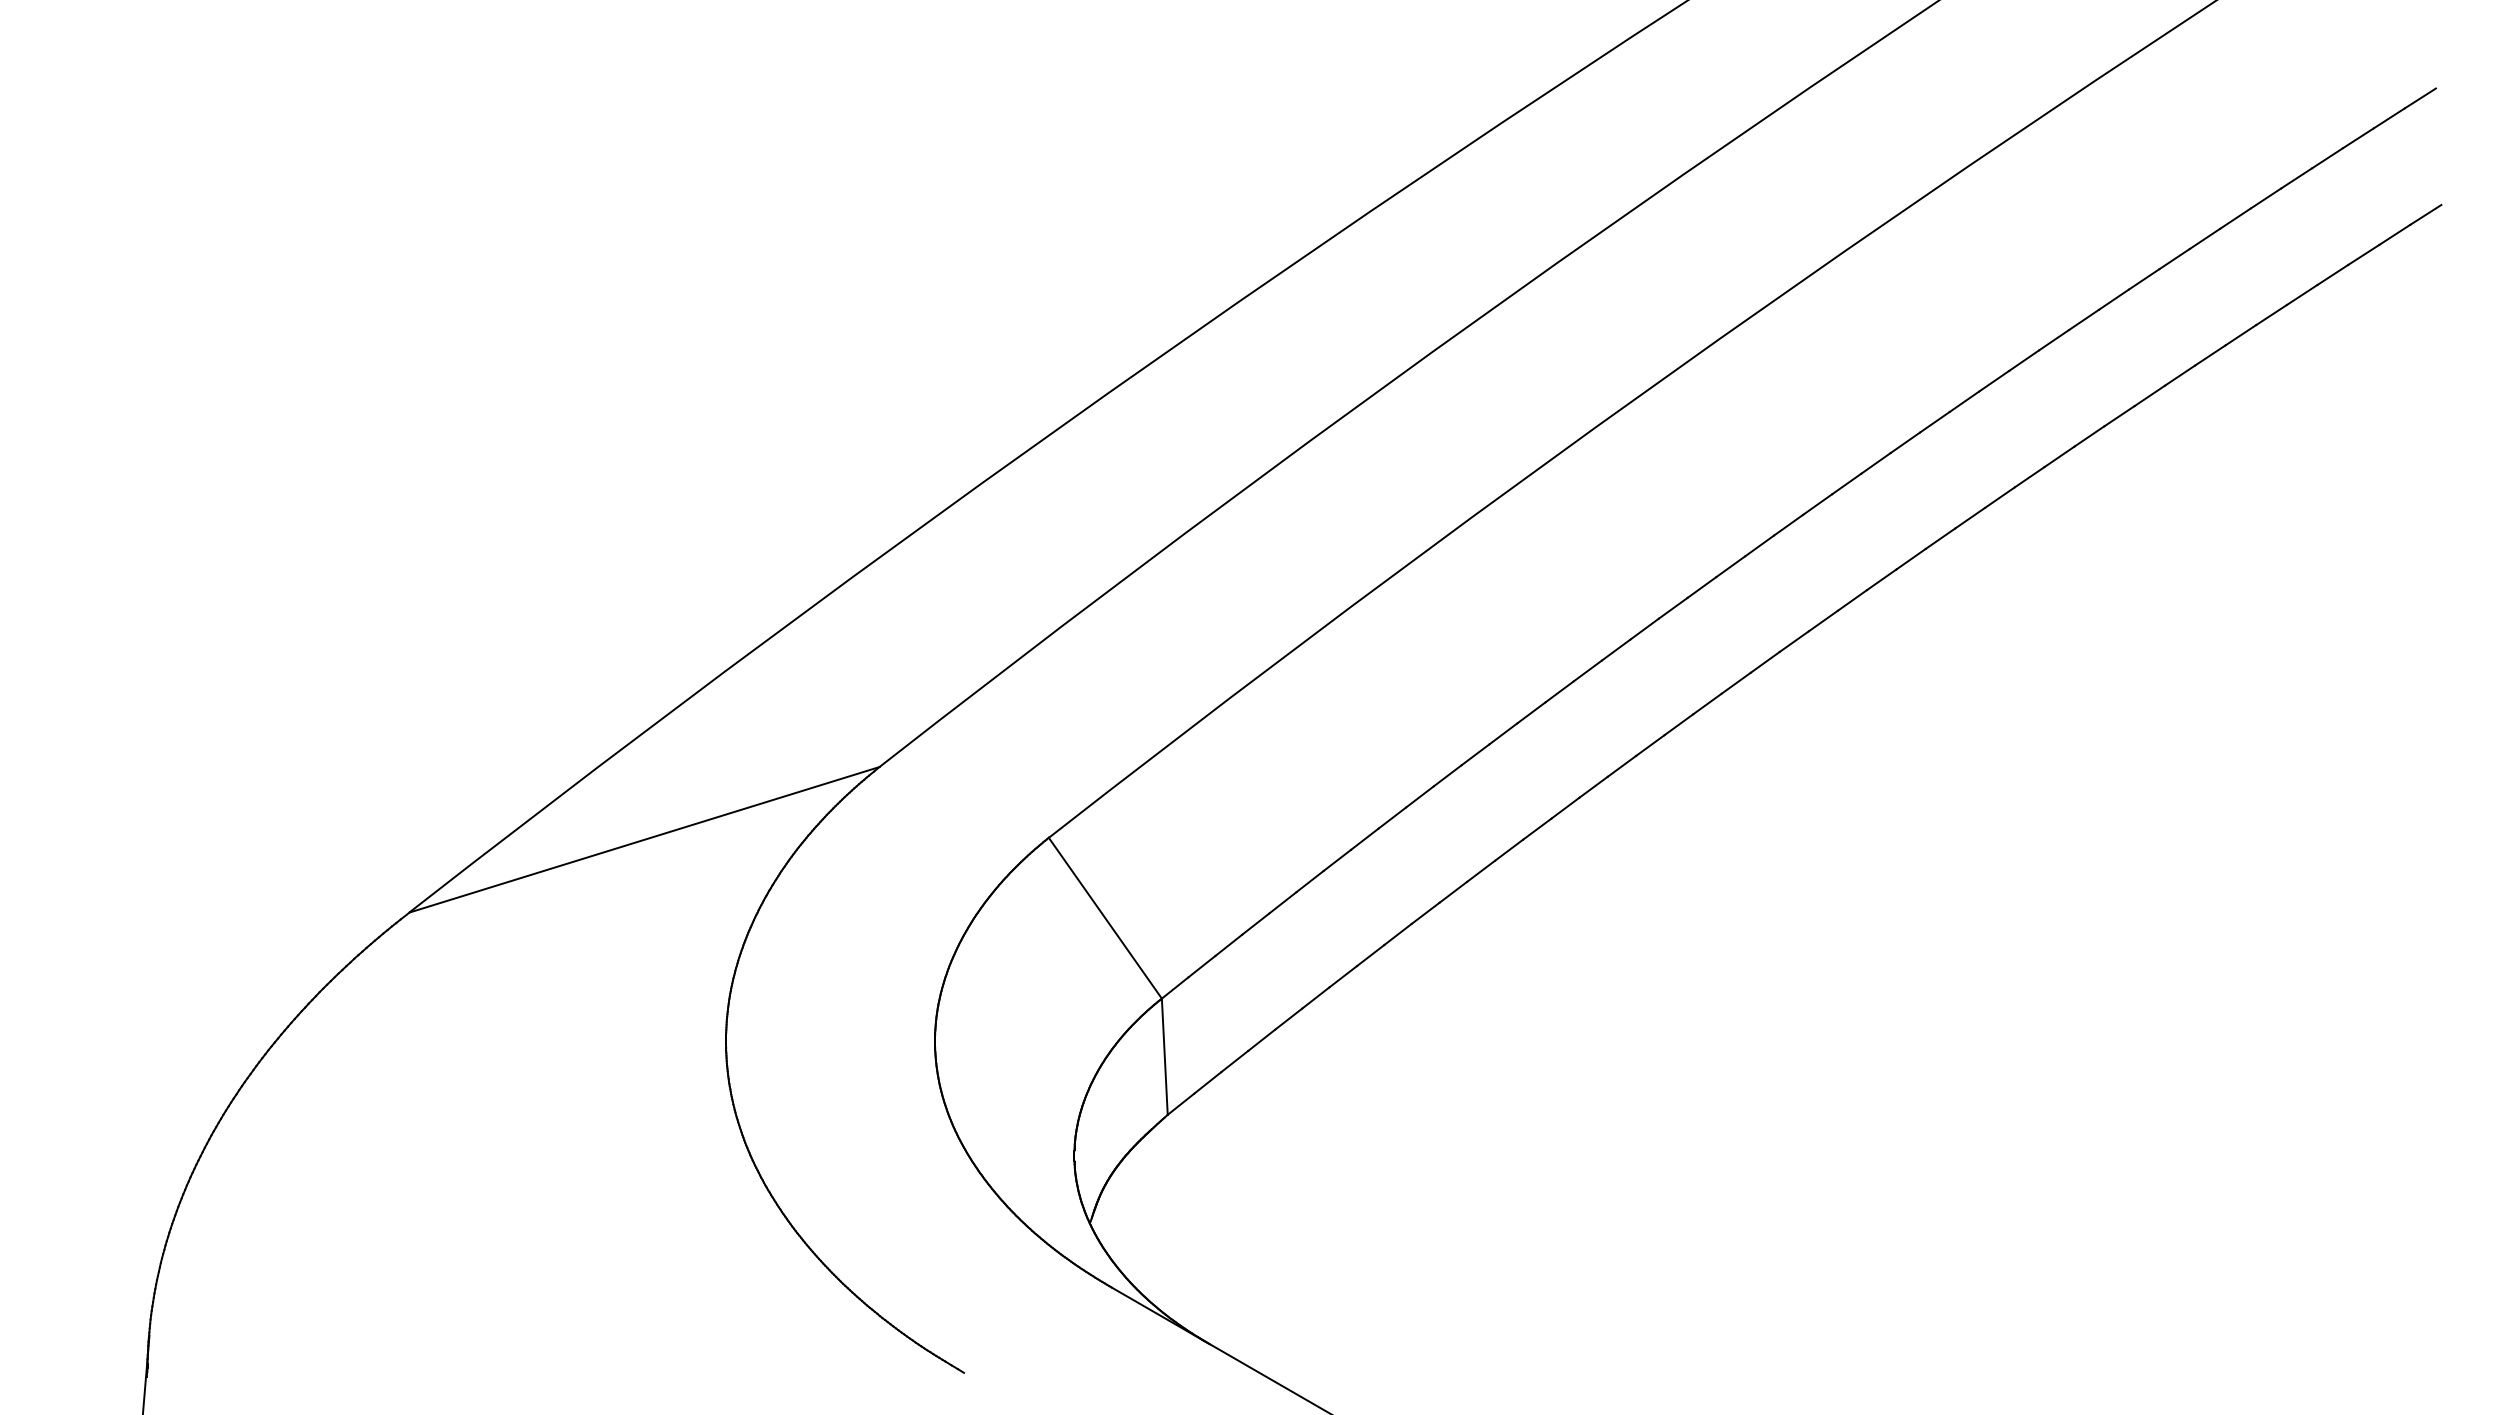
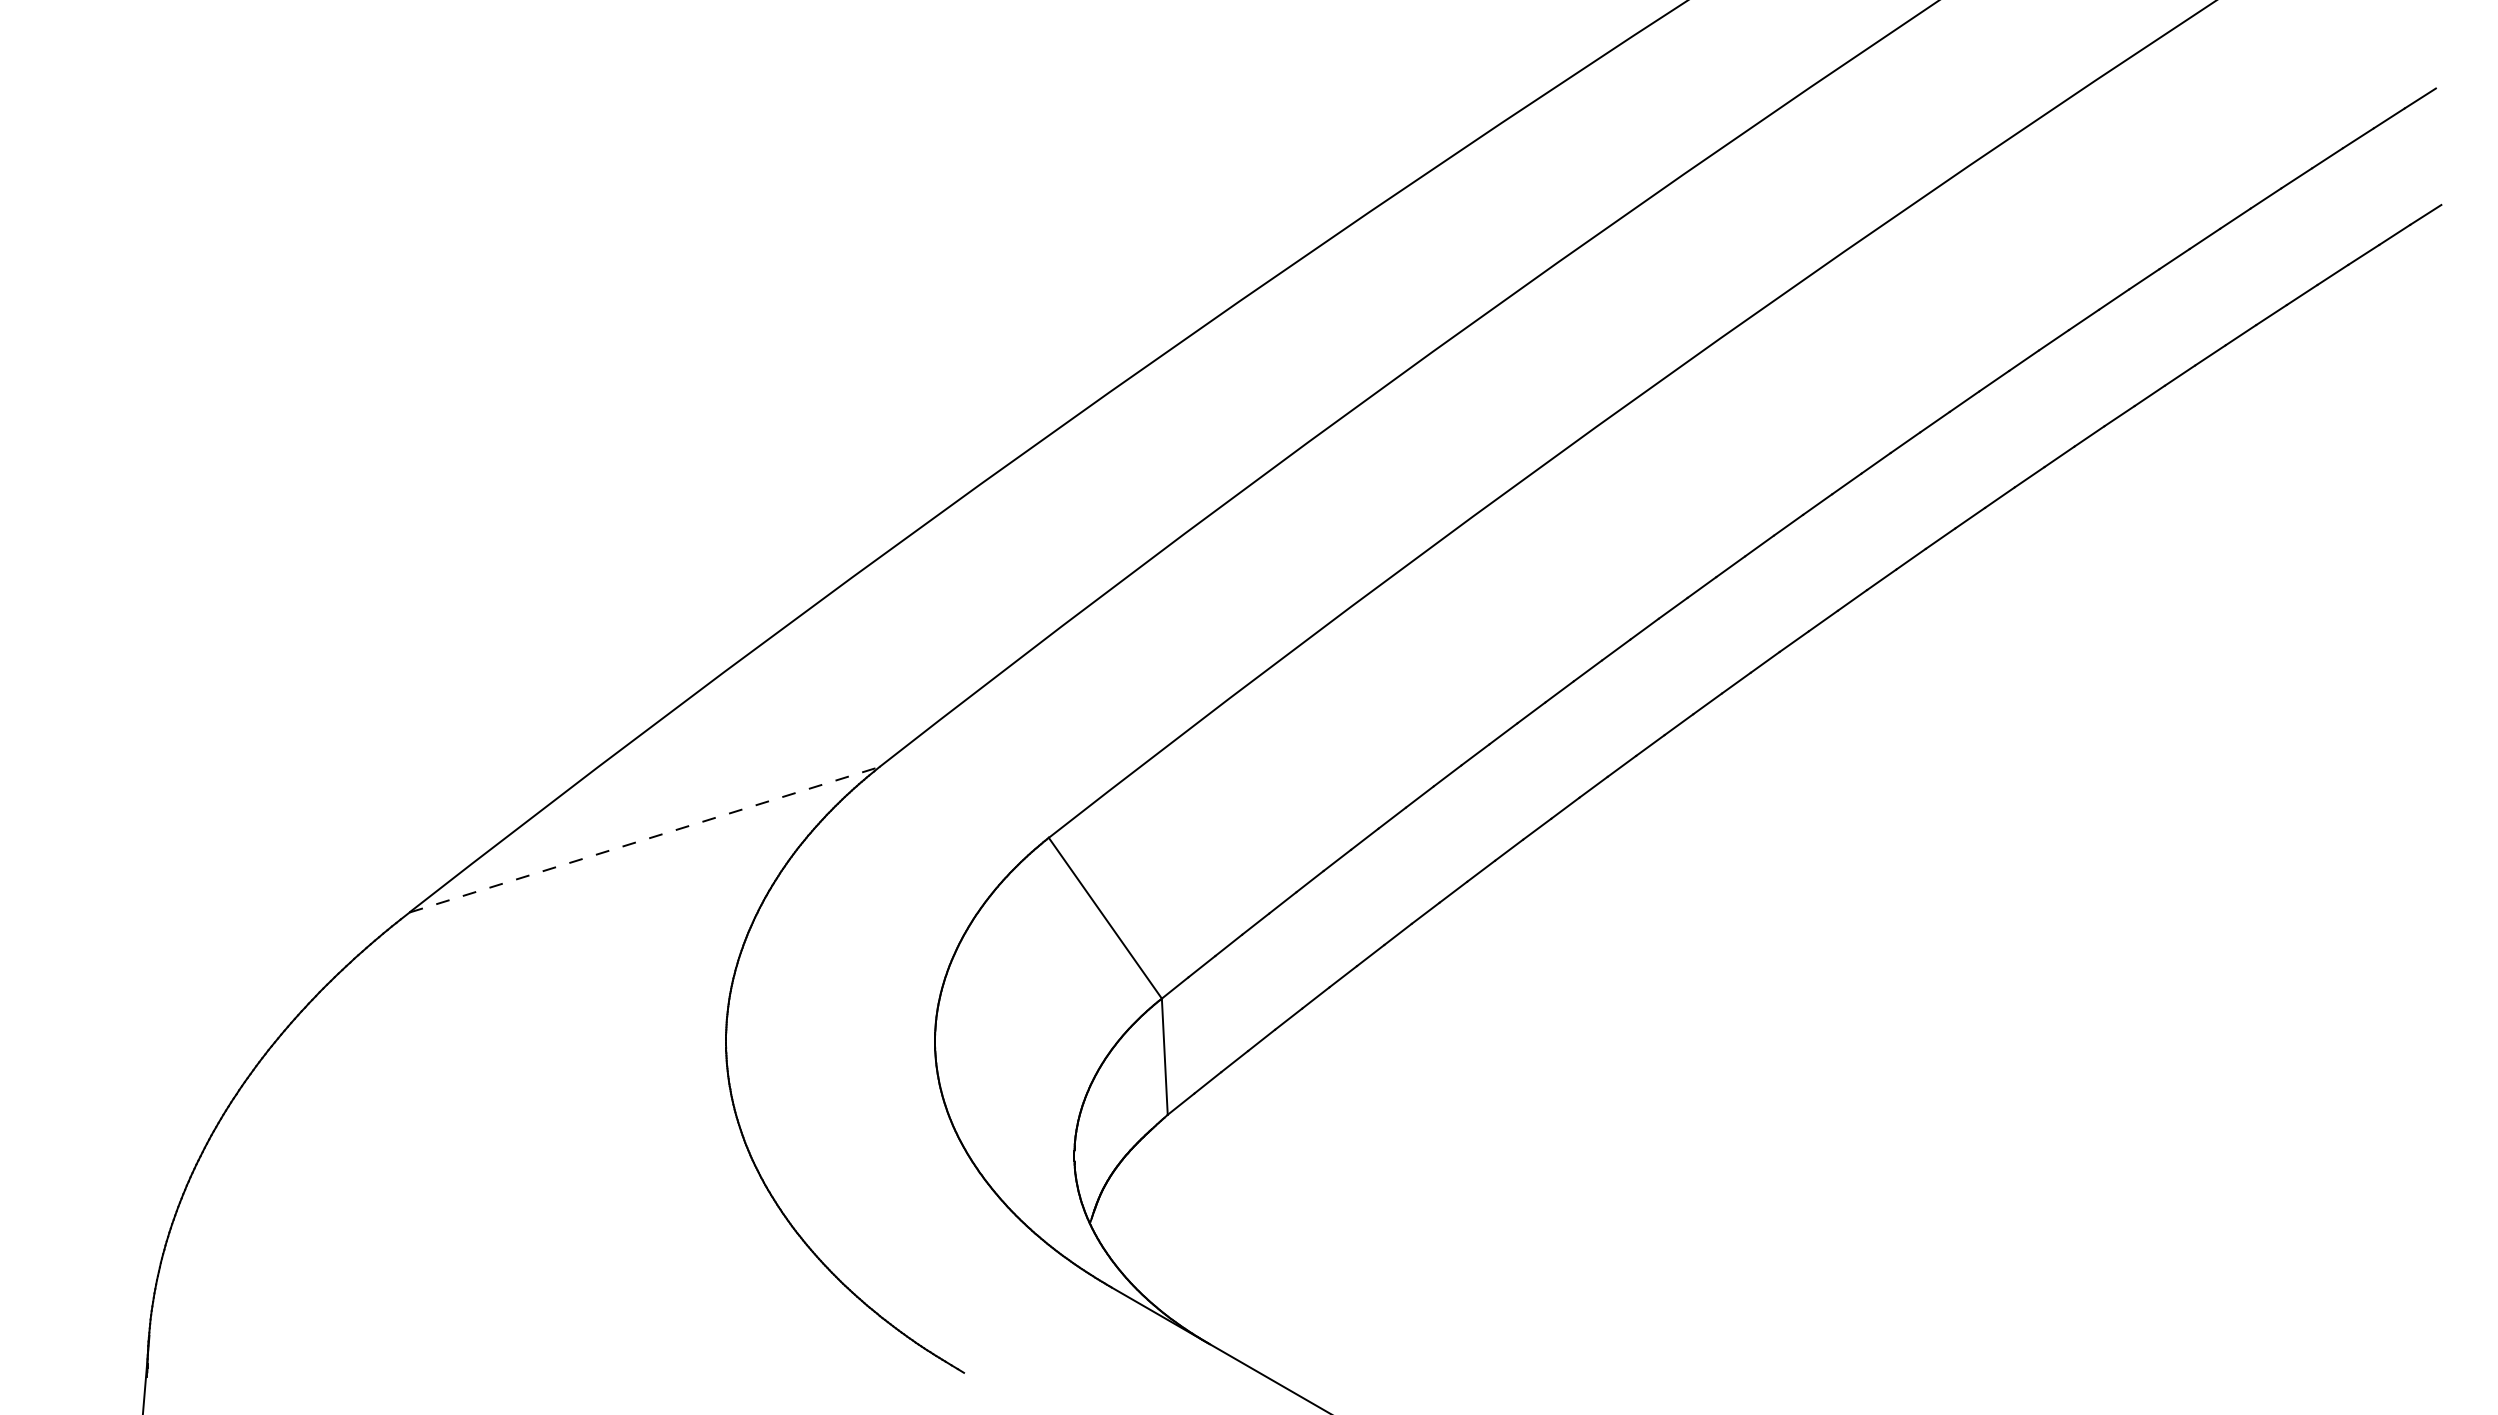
line: solid -> dashed (644, 839)
